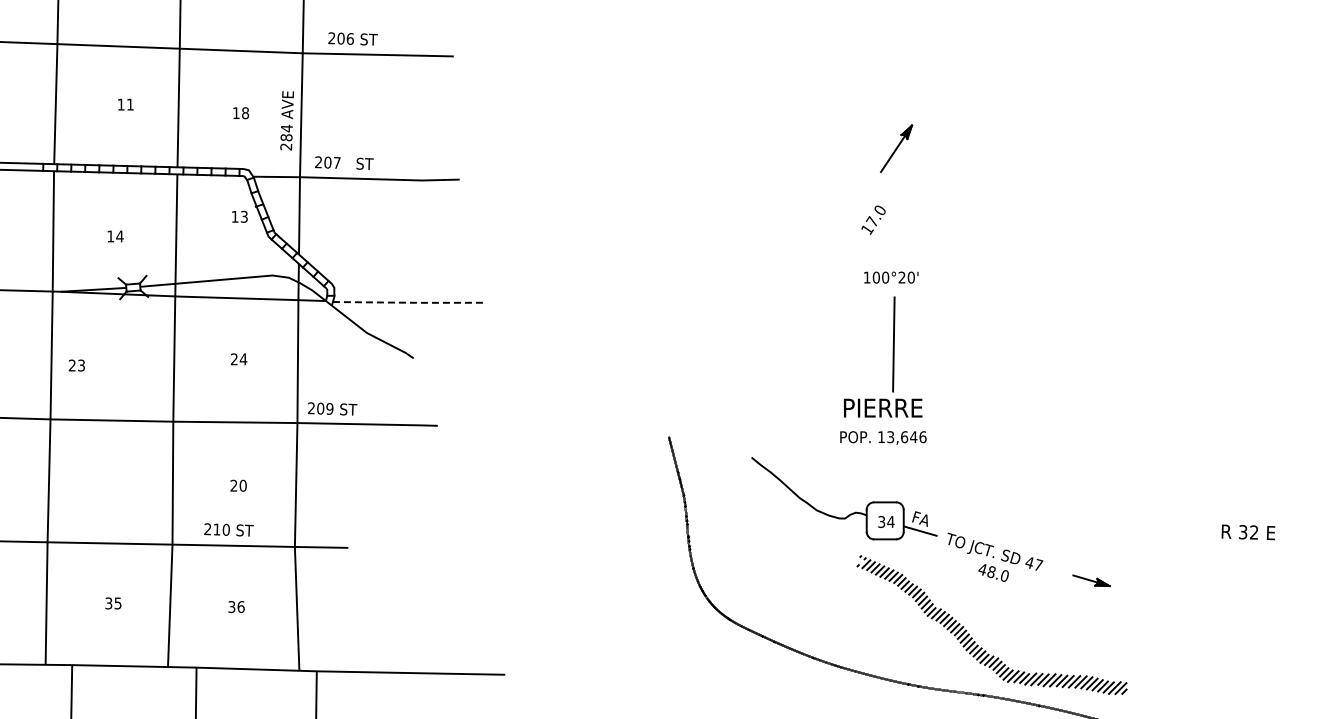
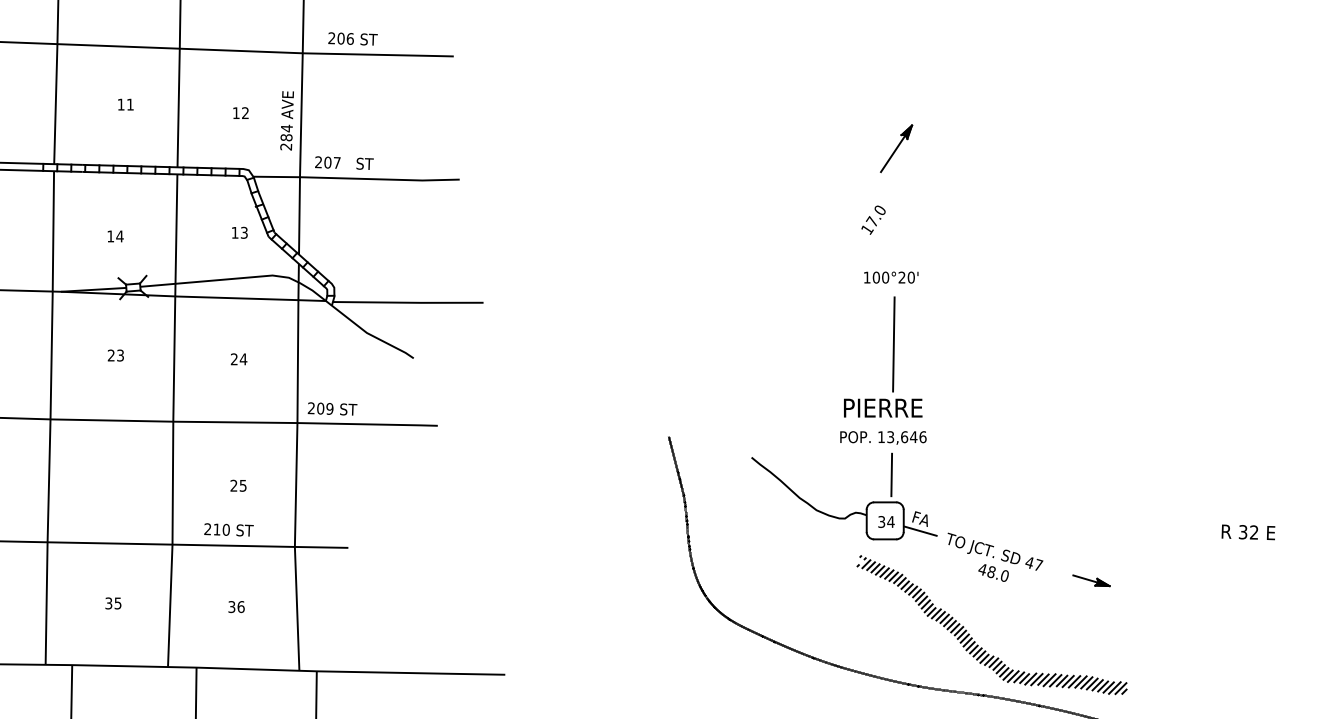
text: 18 -> 12 (245, 113)
text position: (239, 216) -> (239, 232) (239, 232)
line: dashed -> solid (409, 302)
text position: (76, 365) -> (115, 355) (115, 355)
line: none -> present (891, 474)
text: 20 -> 25 (242, 485)
